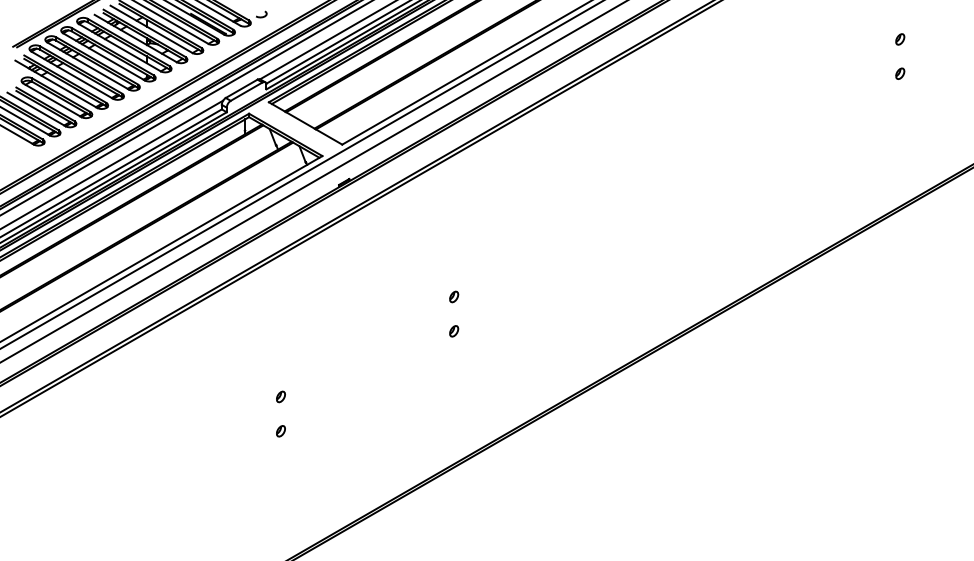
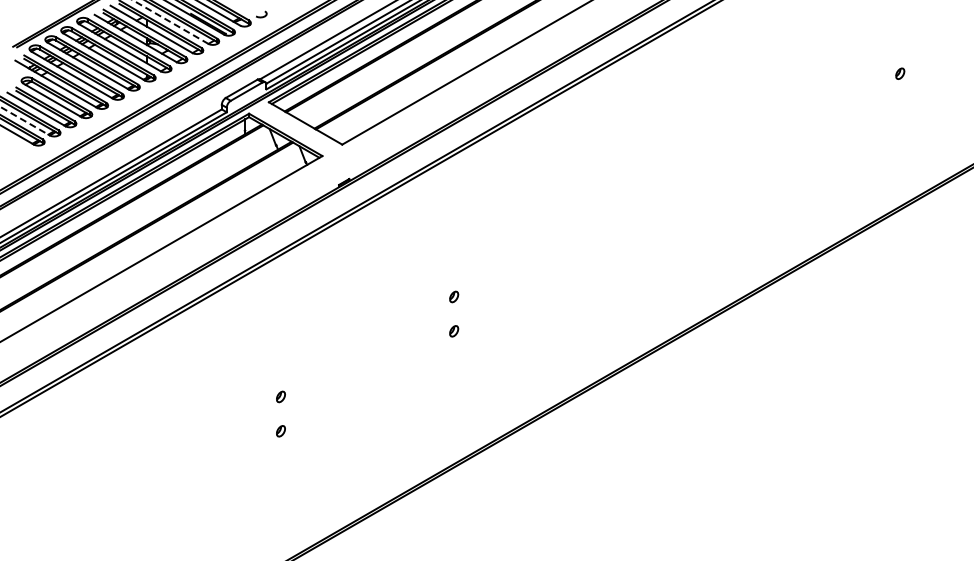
line: solid -> dashed (170, 21)
part: present -> none (900, 39)
line: present -> none (185, 108)
line: solid -> dashed (25, 121)
line: present -> none (112, 164)
line: present -> none (301, 174)
line: present -> none (313, 181)
